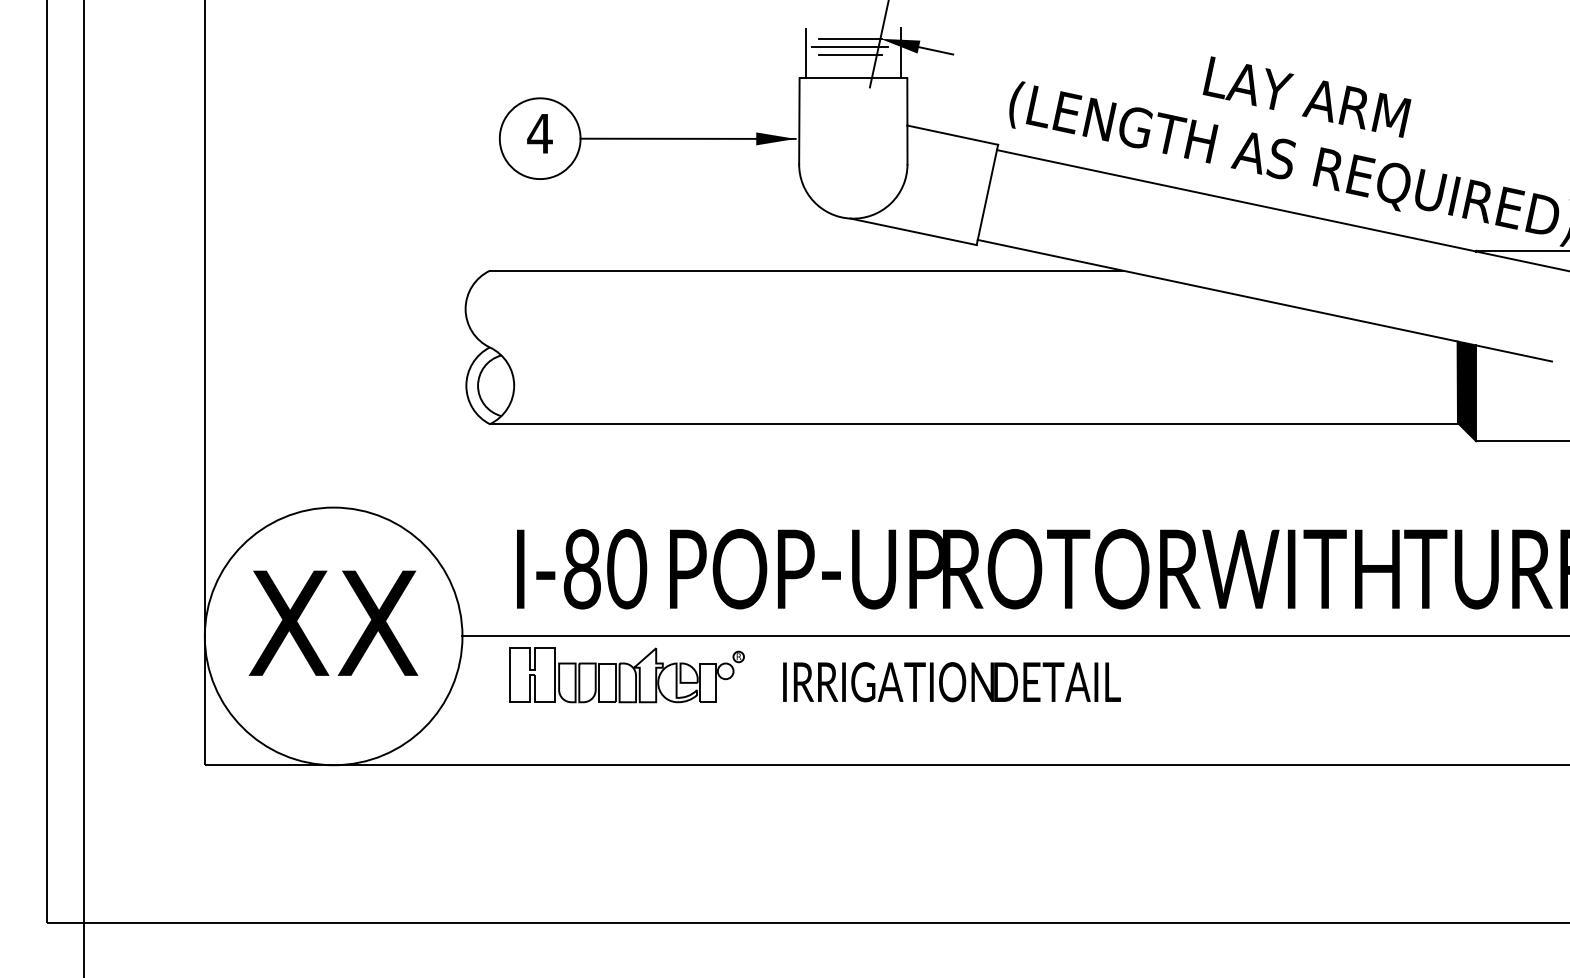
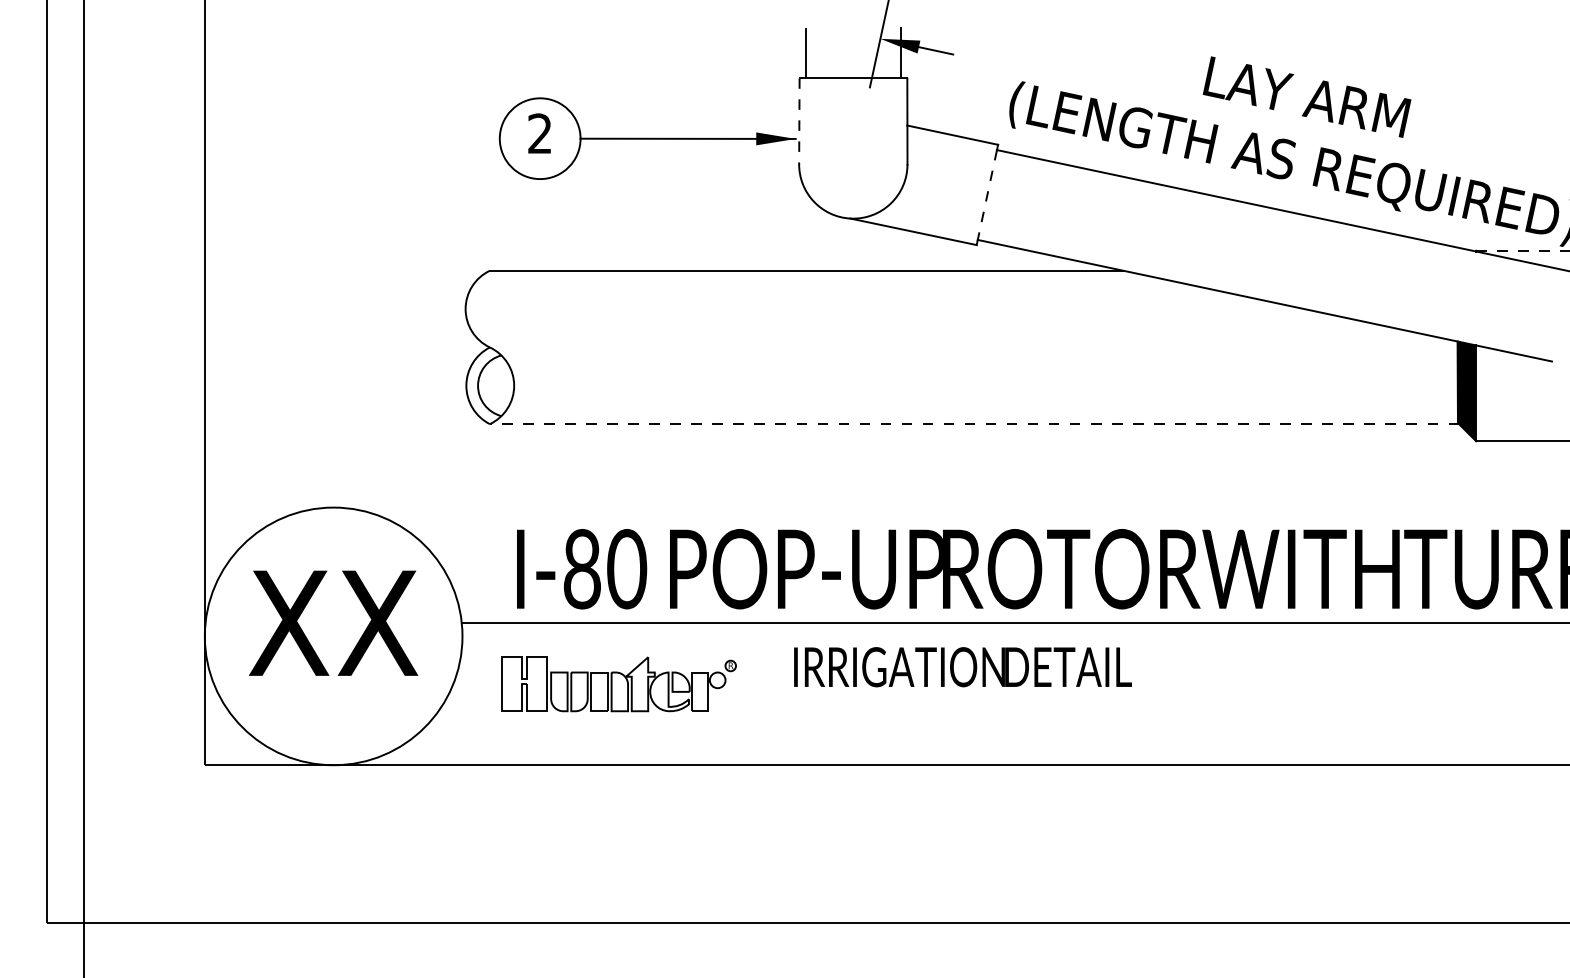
line: present -> none (849, 38)
line: present -> none (850, 46)
line: present -> none (849, 55)
line: solid -> dashed (799, 121)
text: 4 -> 2 (539, 133)
line: solid -> dashed (987, 195)
line: solid -> dashed (1523, 250)
line: solid -> dashed (974, 424)
line position: (1014, 636) -> (1014, 623) (1014, 623)
part position: (626, 675) -> (618, 684) (618, 684)
text position: (951, 682) -> (962, 667) (962, 667)
